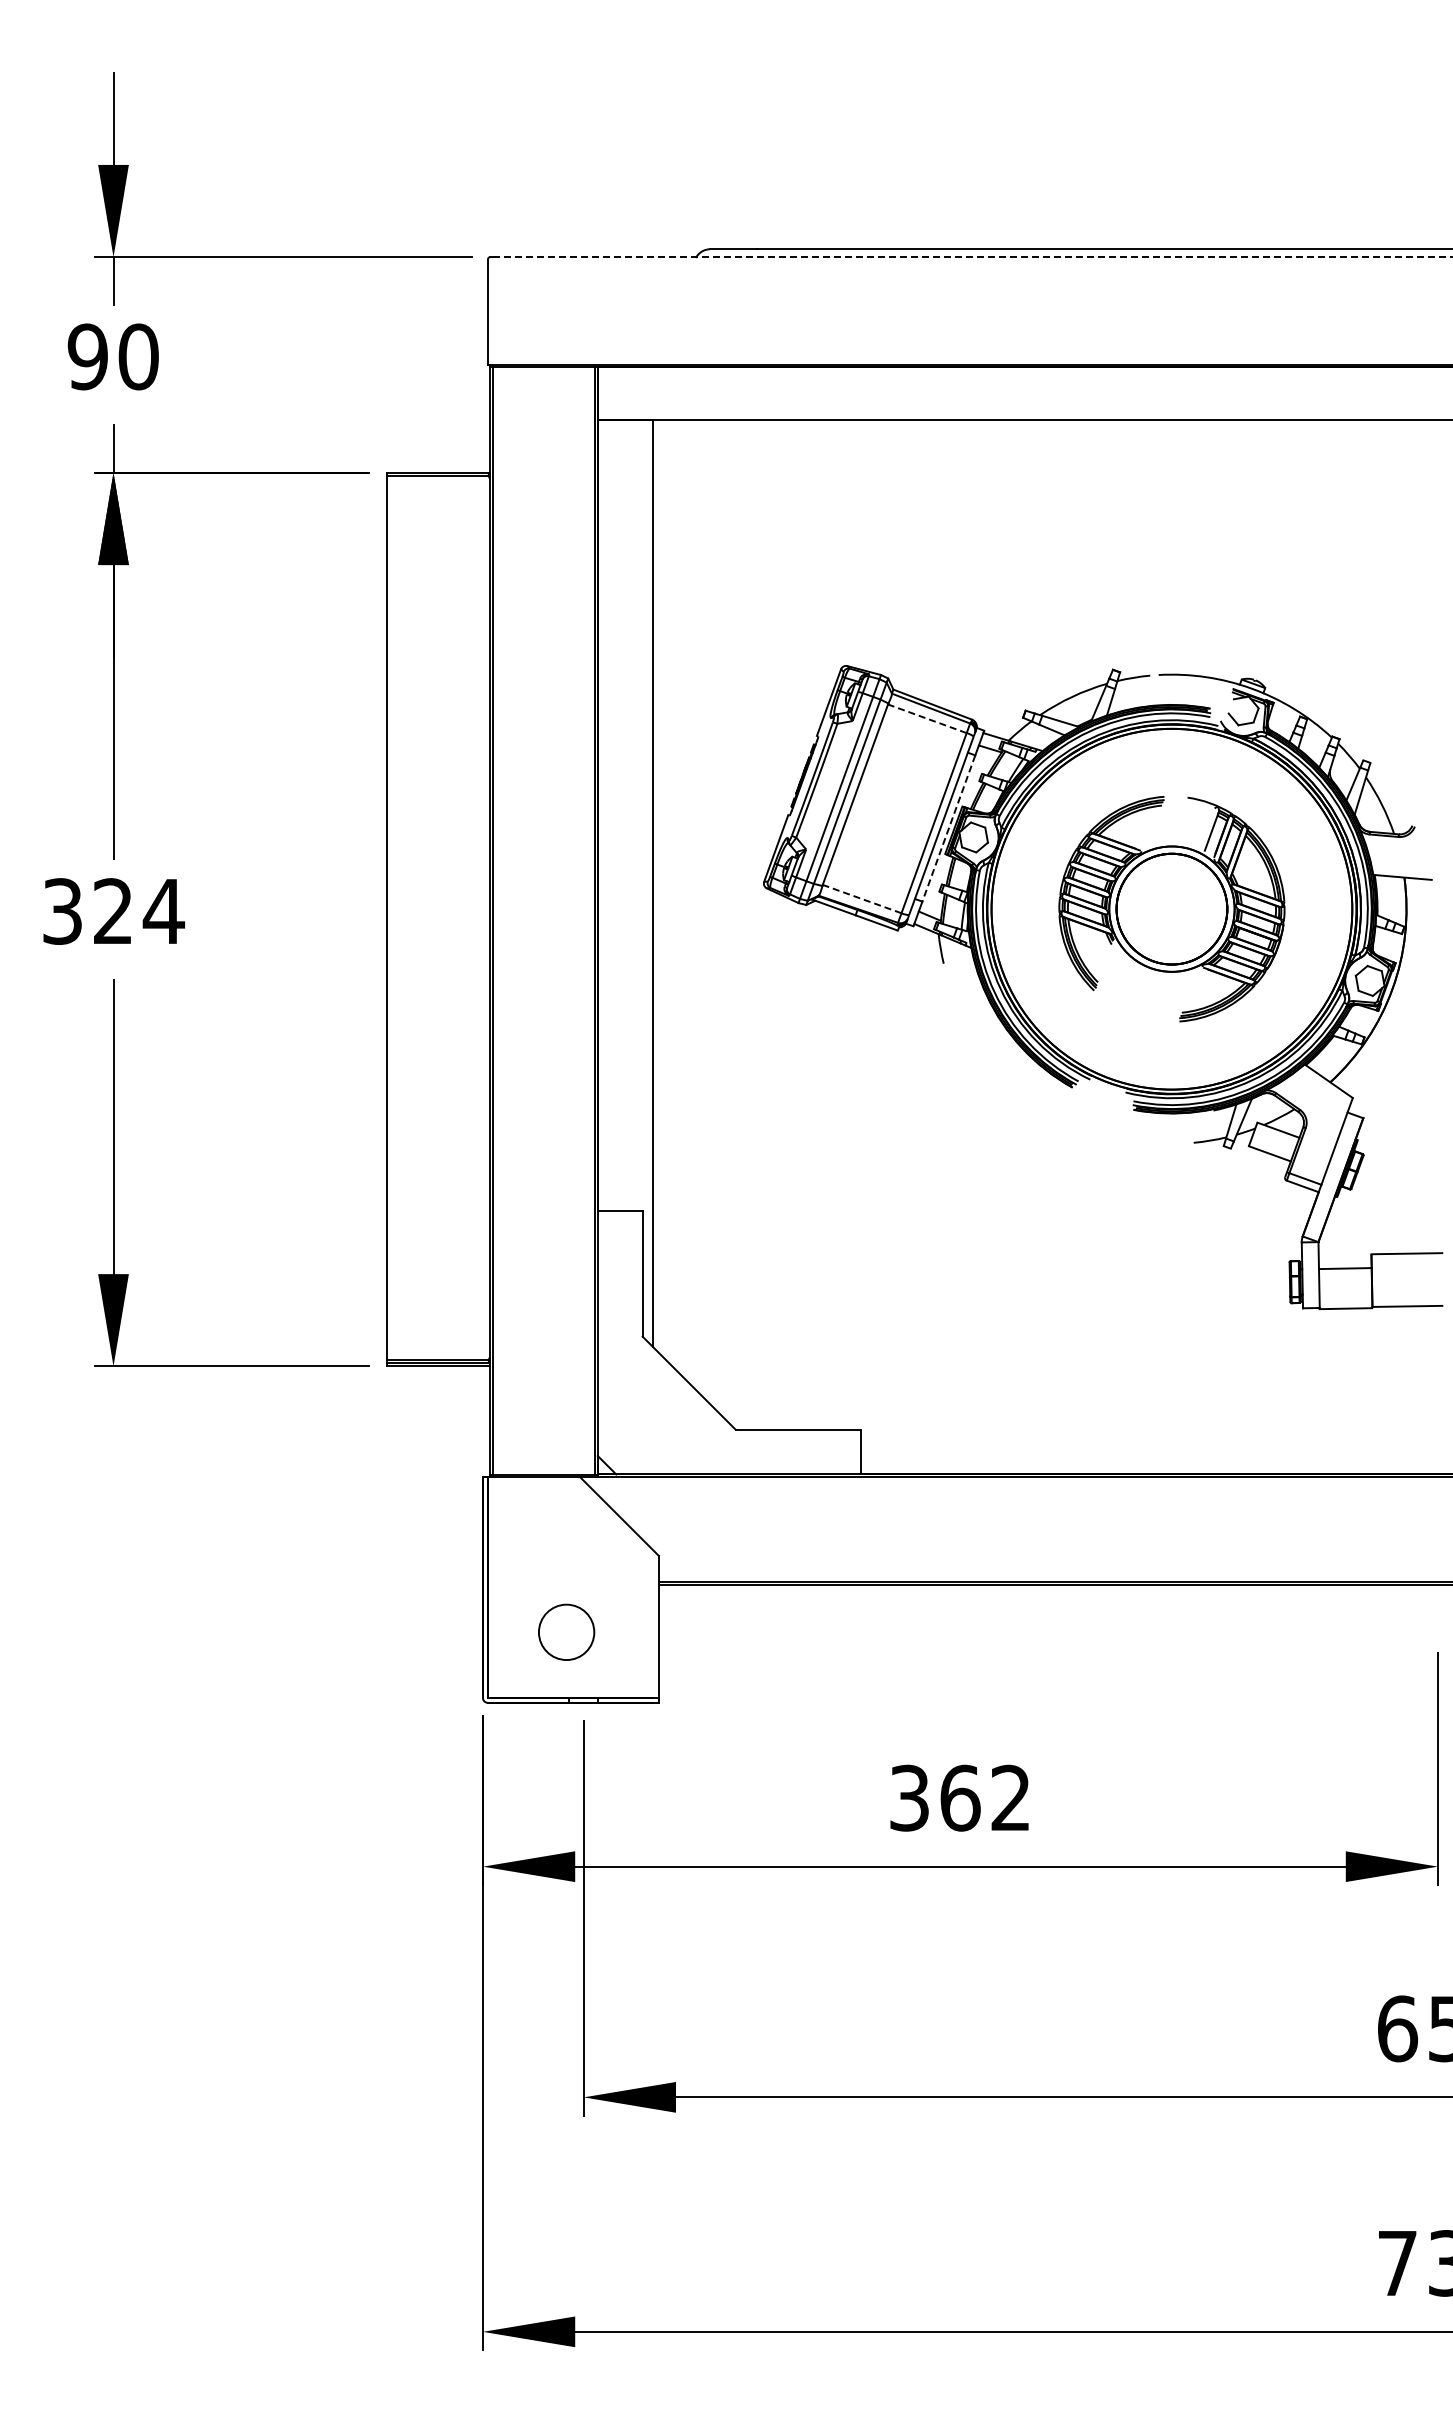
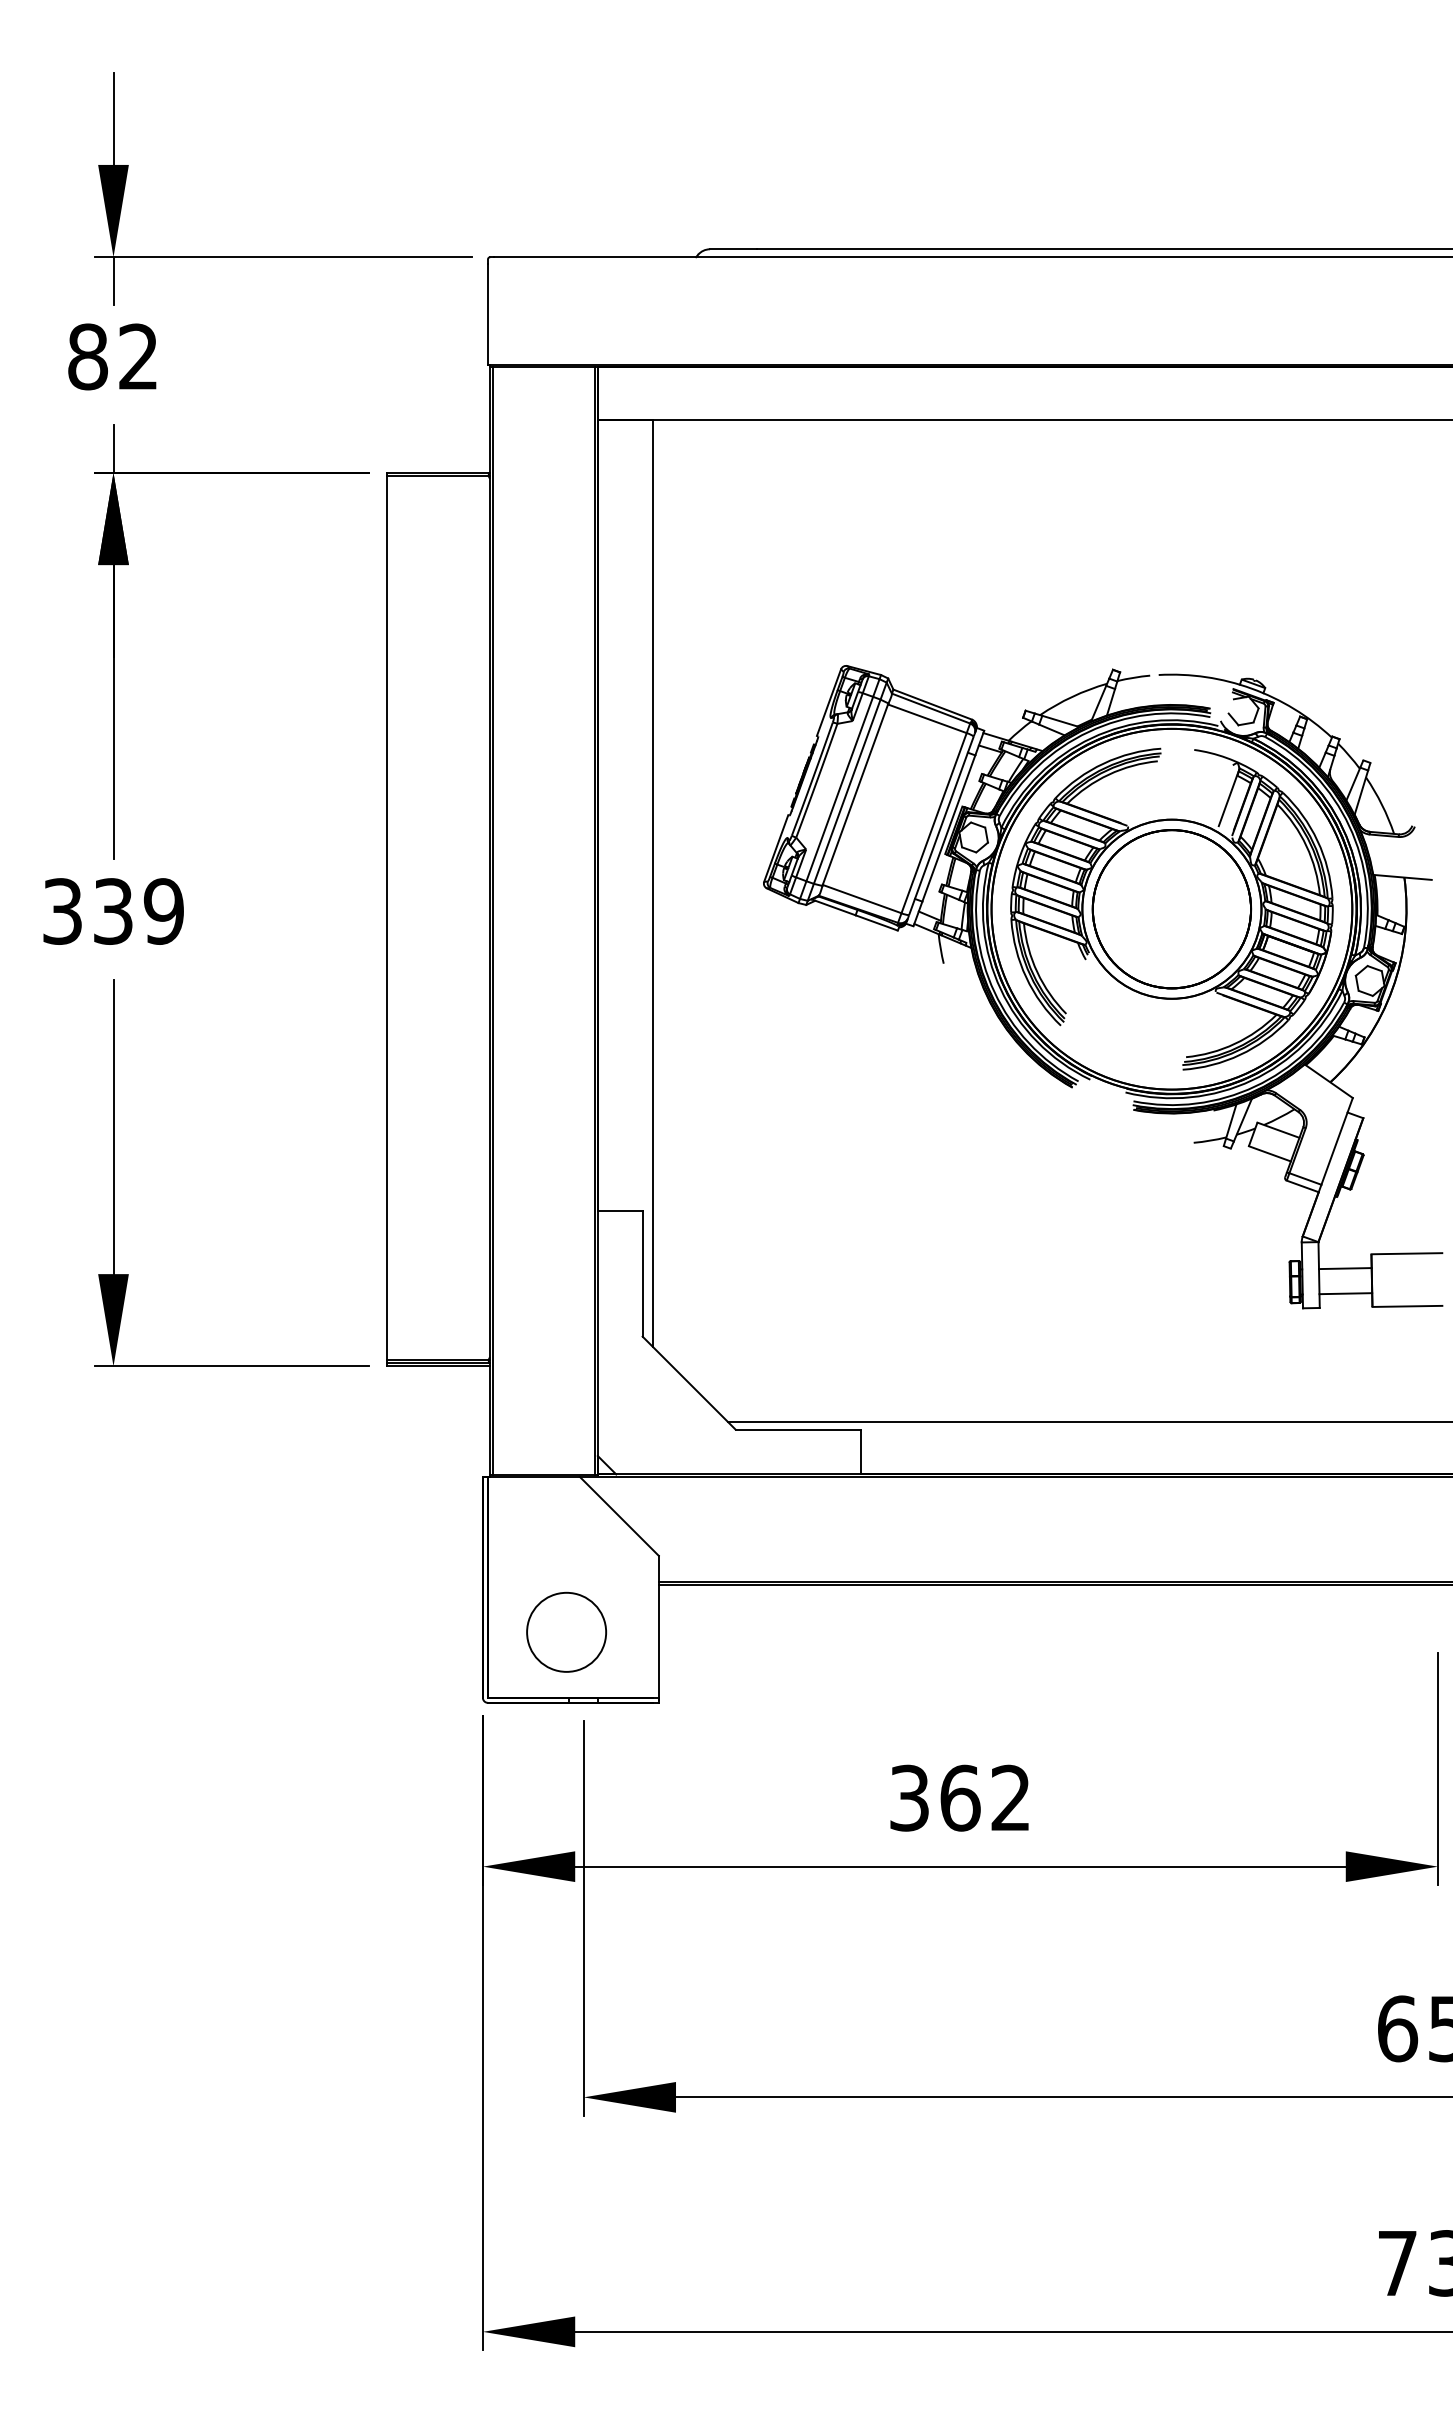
line: dashed -> solid (973, 257)
text: 90 -> 82 (112, 356)
line: dashed -> solid (927, 718)
line: dashed -> solid (948, 828)
line: dashed -> solid (862, 899)
part size: 228x227 px -> 324x324 px (1171, 908)
text: 324 -> 339 (139, 911)
line position: (1345, 1308) -> (1345, 1293) (1345, 1293)
line: none -> present (1088, 1421)
circle diameter: 55 px -> 79 px (566, 1631)
